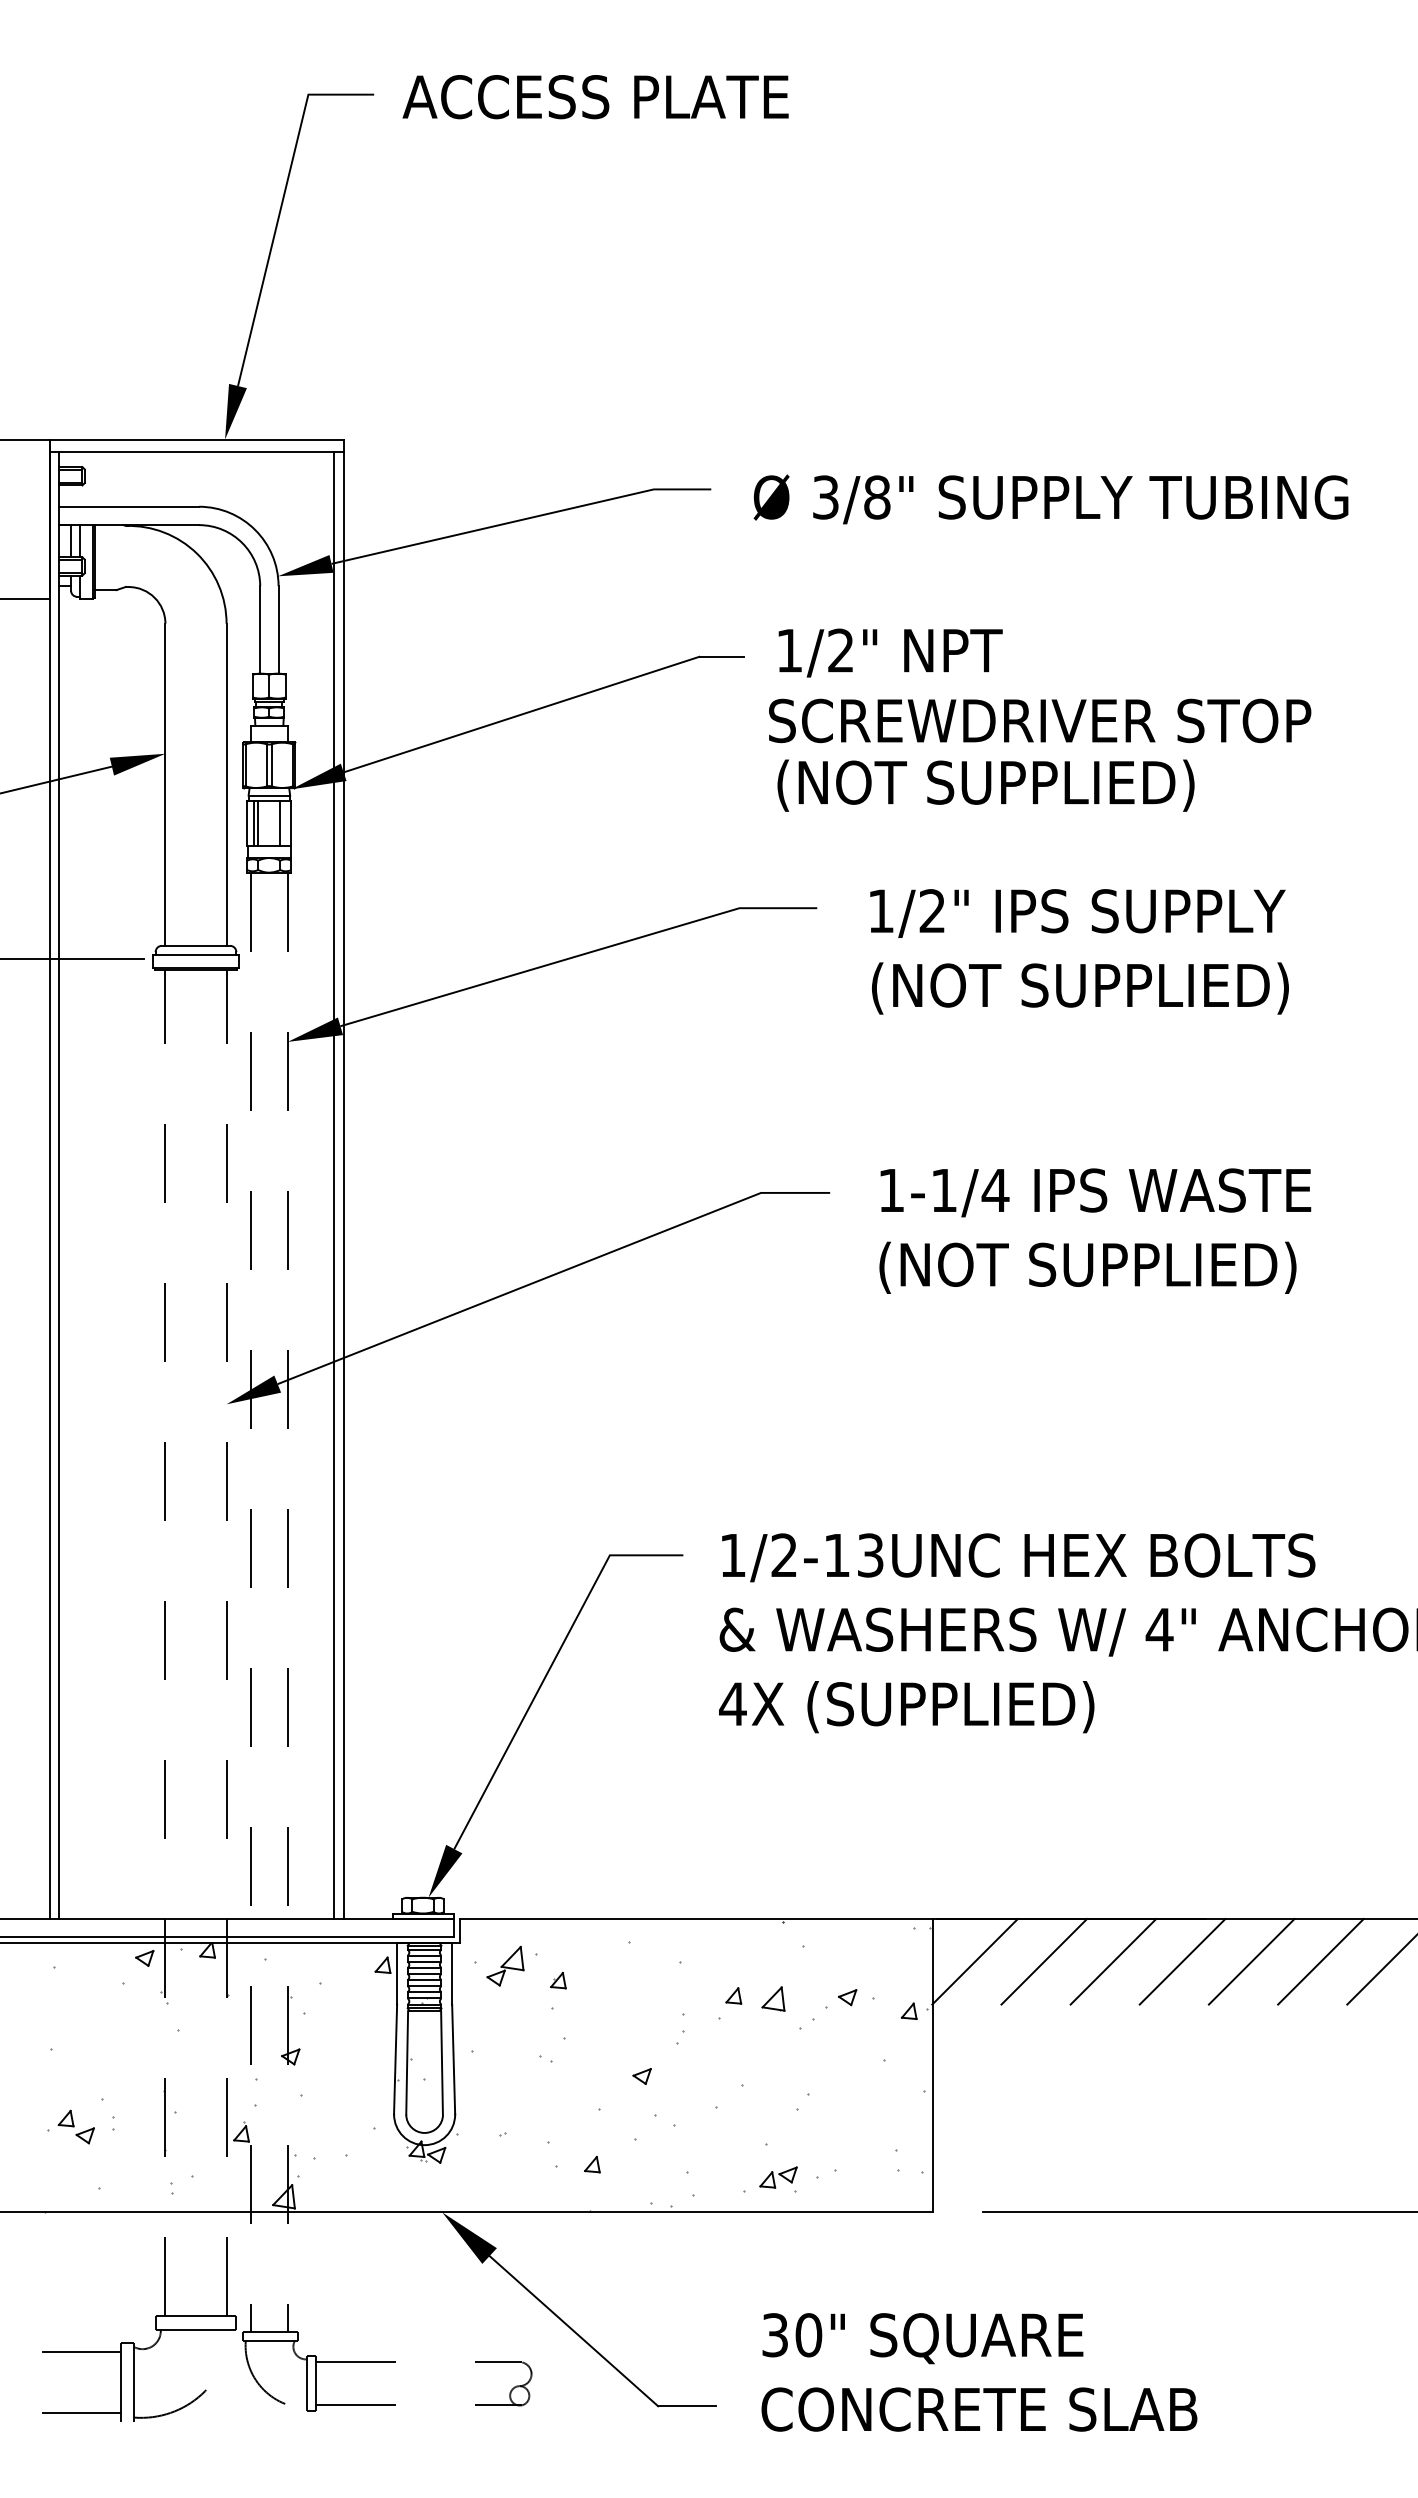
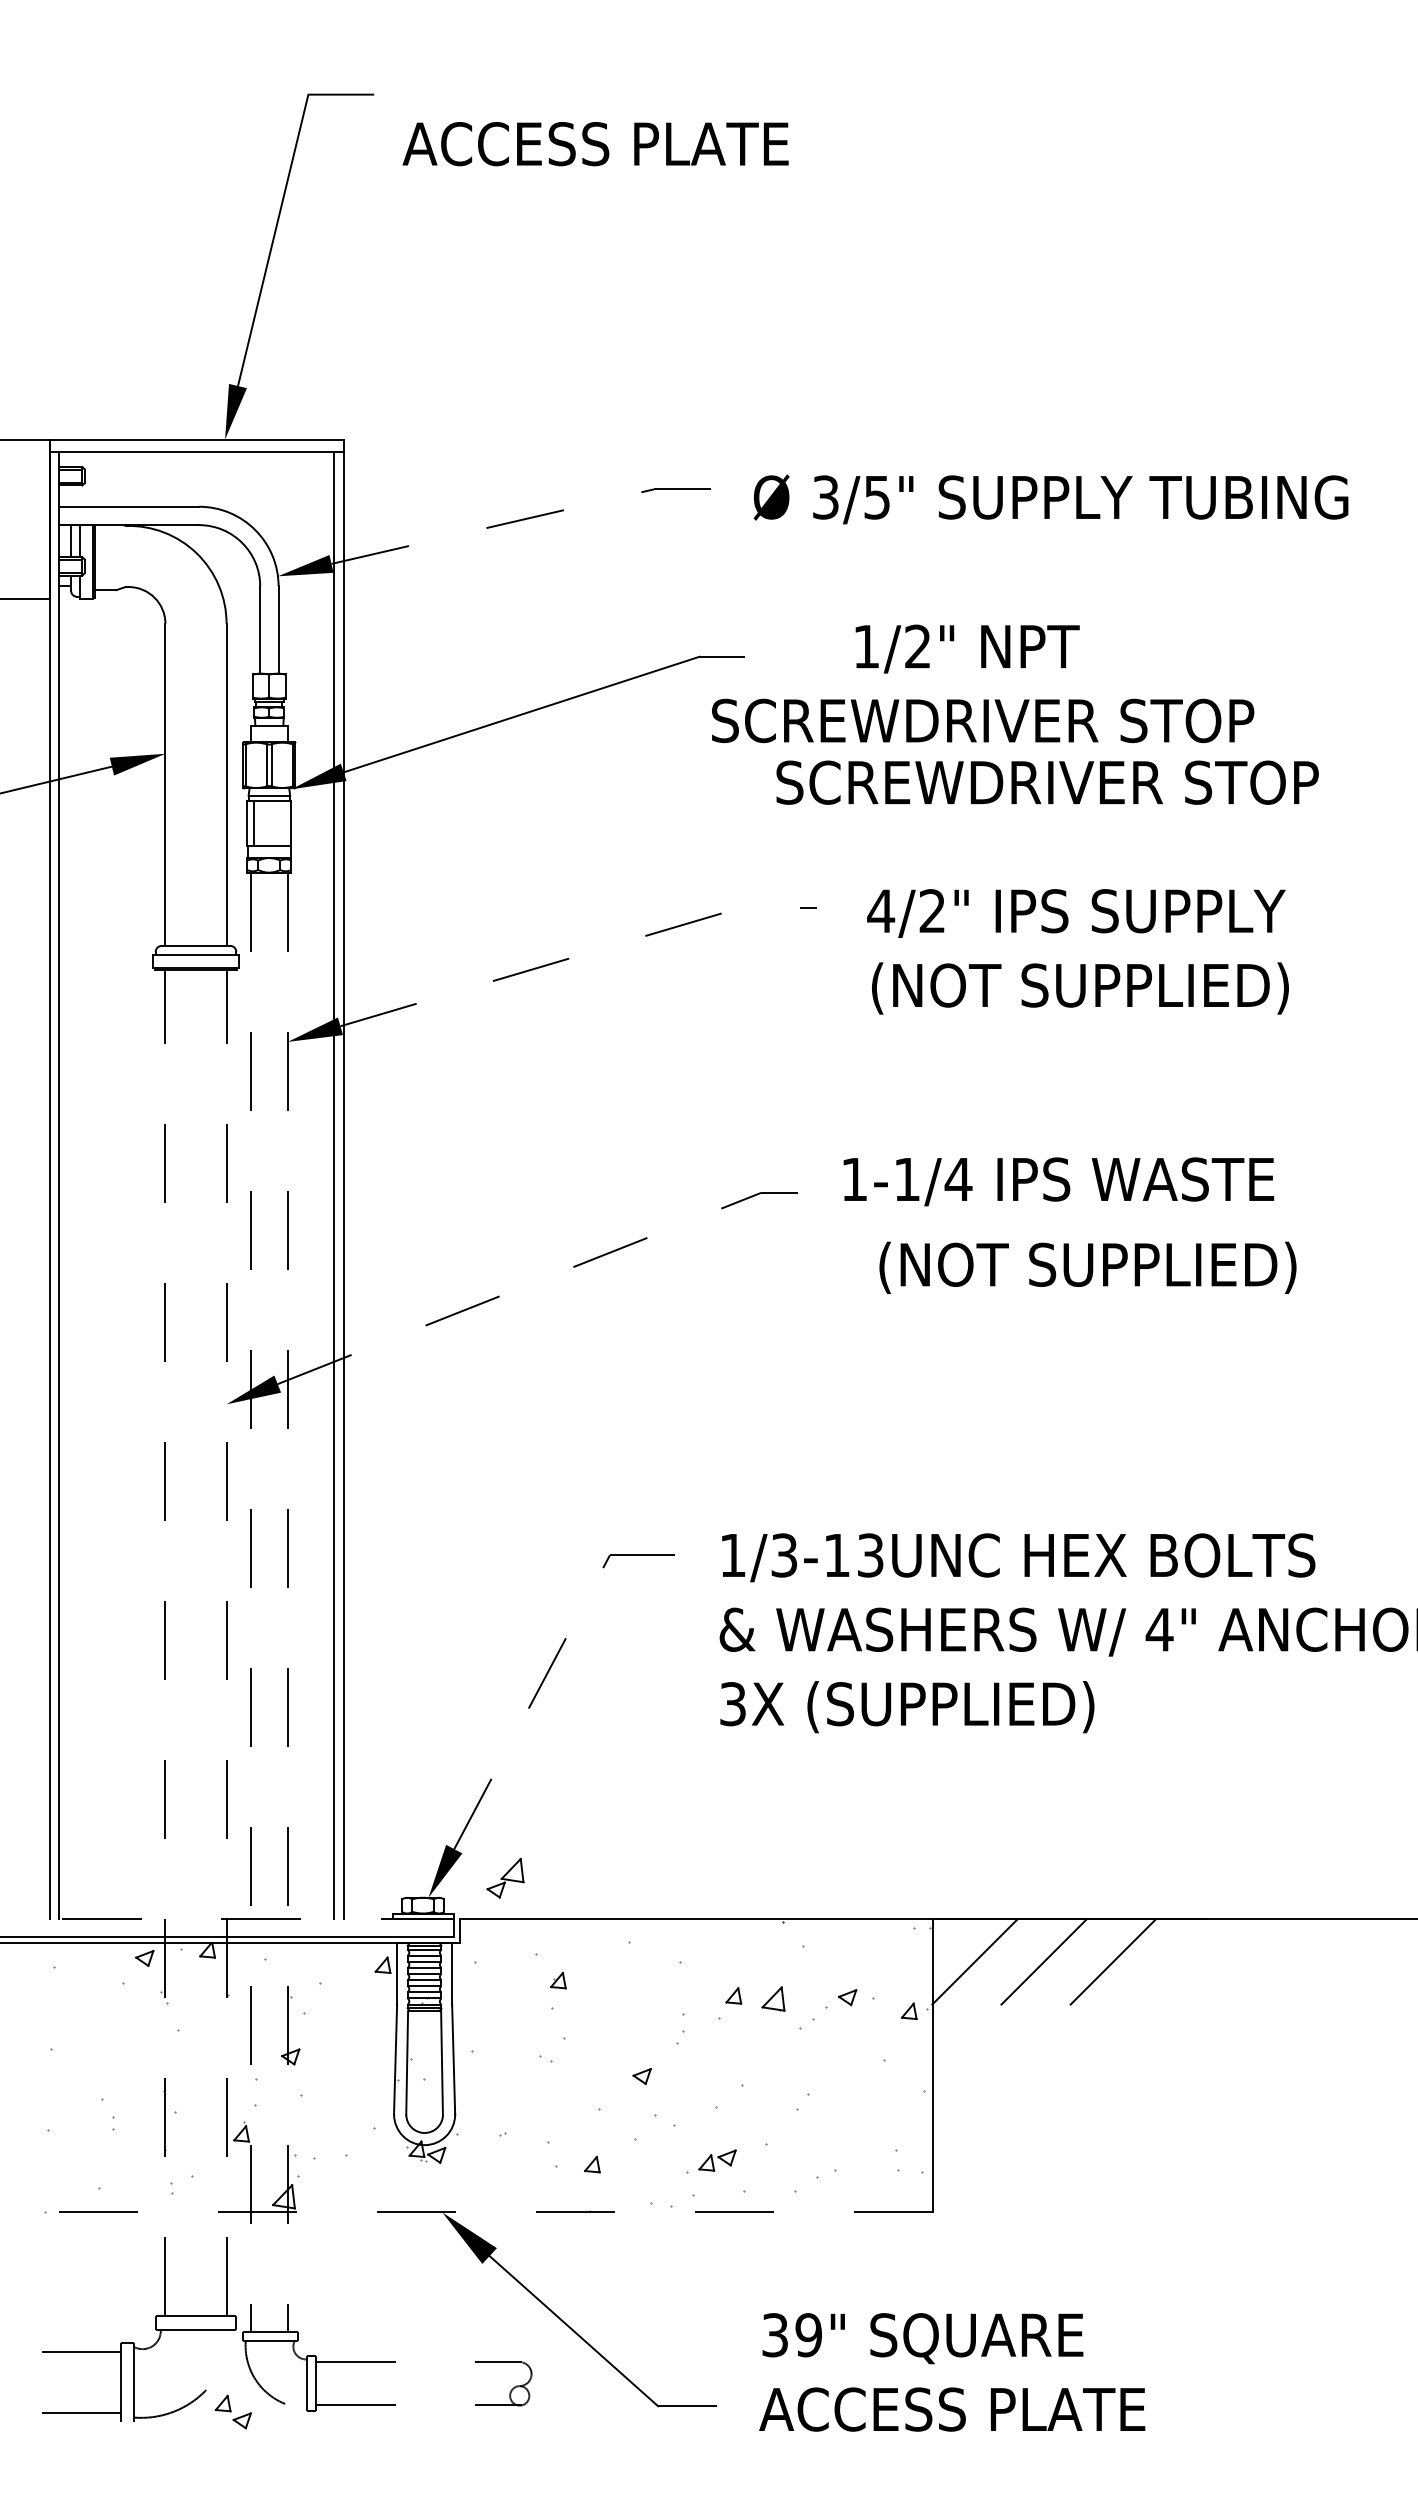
text position: (595, 97) -> (595, 144) (595, 144)
text: 3/8" -> 3/5" (877, 497)
line: solid -> dashed (521, 520)
text position: (890, 652) -> (967, 648) (967, 648)
text position: (1040, 720) -> (983, 720) (983, 720)
text: (NOT SUPPLIED) -> SCREWDRIVER STOP (1047, 785)
line: present -> none (258, 822)
line: present -> none (280, 822)
text: 1/2" -> 4/2" (881, 910)
line: solid -> dashed (577, 956)
line: present -> none (72, 959)
text position: (1095, 1192) -> (1058, 1181) (1058, 1181)
line: solid -> dashed (552, 1275)
text: 1/2-13UNC -> 1/3-13UNC (784, 1555)
line: solid -> dashed (549, 1669)
text: 4X -> 3X (732, 1704)
line: solid -> dashed (226, 1919)
line: present -> none (1182, 1961)
line: present -> none (1251, 1961)
line: present -> none (1320, 1961)
part position: (505, 1965) -> (505, 1877) (505, 1877)
line: present -> none (1380, 1970)
part position: (75, 2126) -> (232, 2411) (232, 2411)
part position: (778, 2177) -> (717, 2160) (717, 2160)
line: solid -> dashed (466, 2212)
line: present -> none (1198, 2212)
text: 30" -> 39" (808, 2335)
text: CONCRETE SLAB -> ACCESS PLATE (978, 2409)
